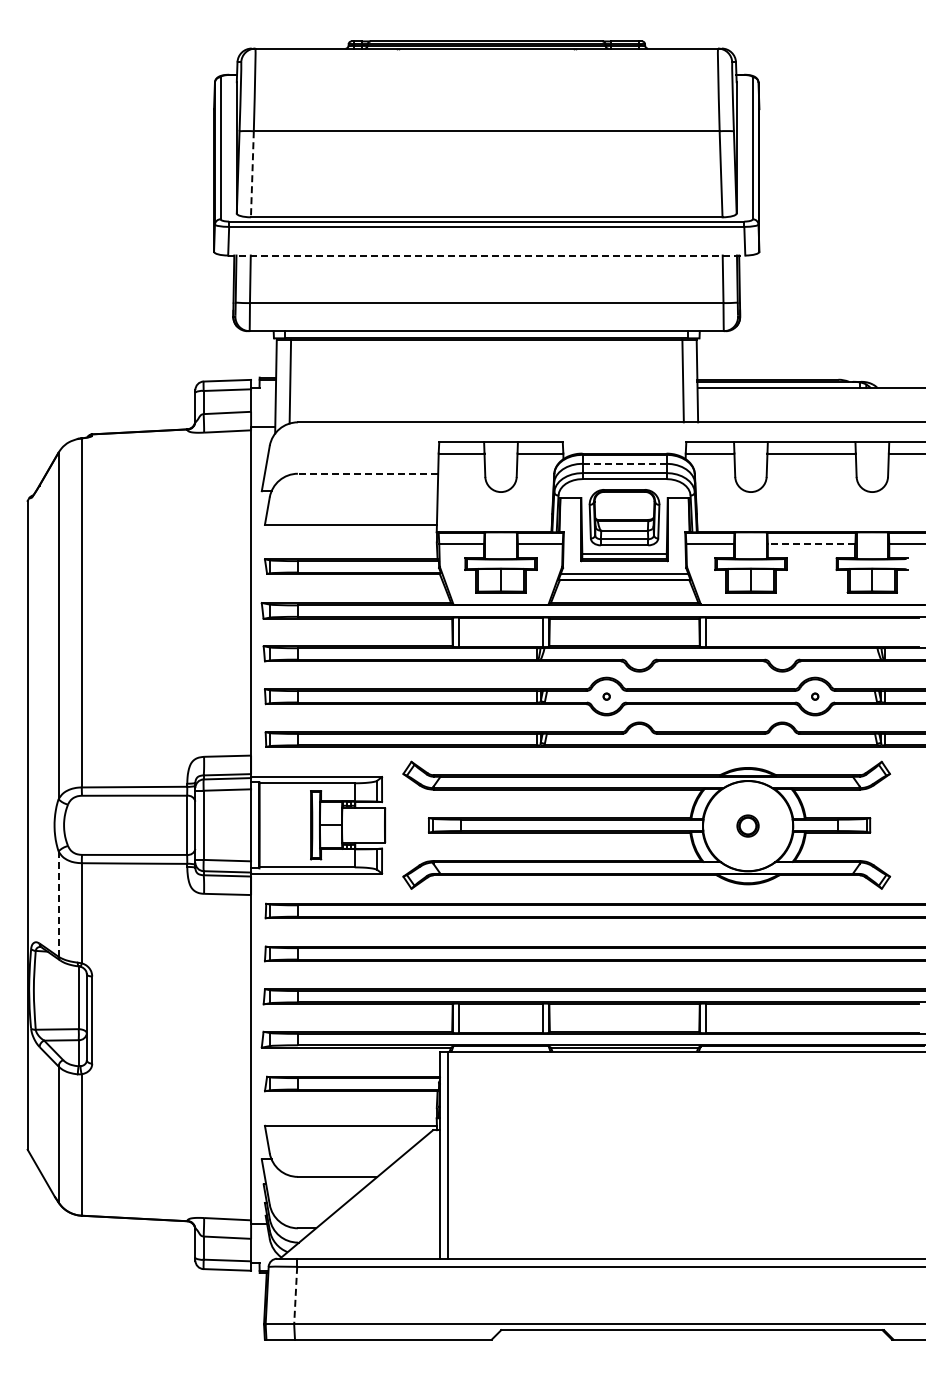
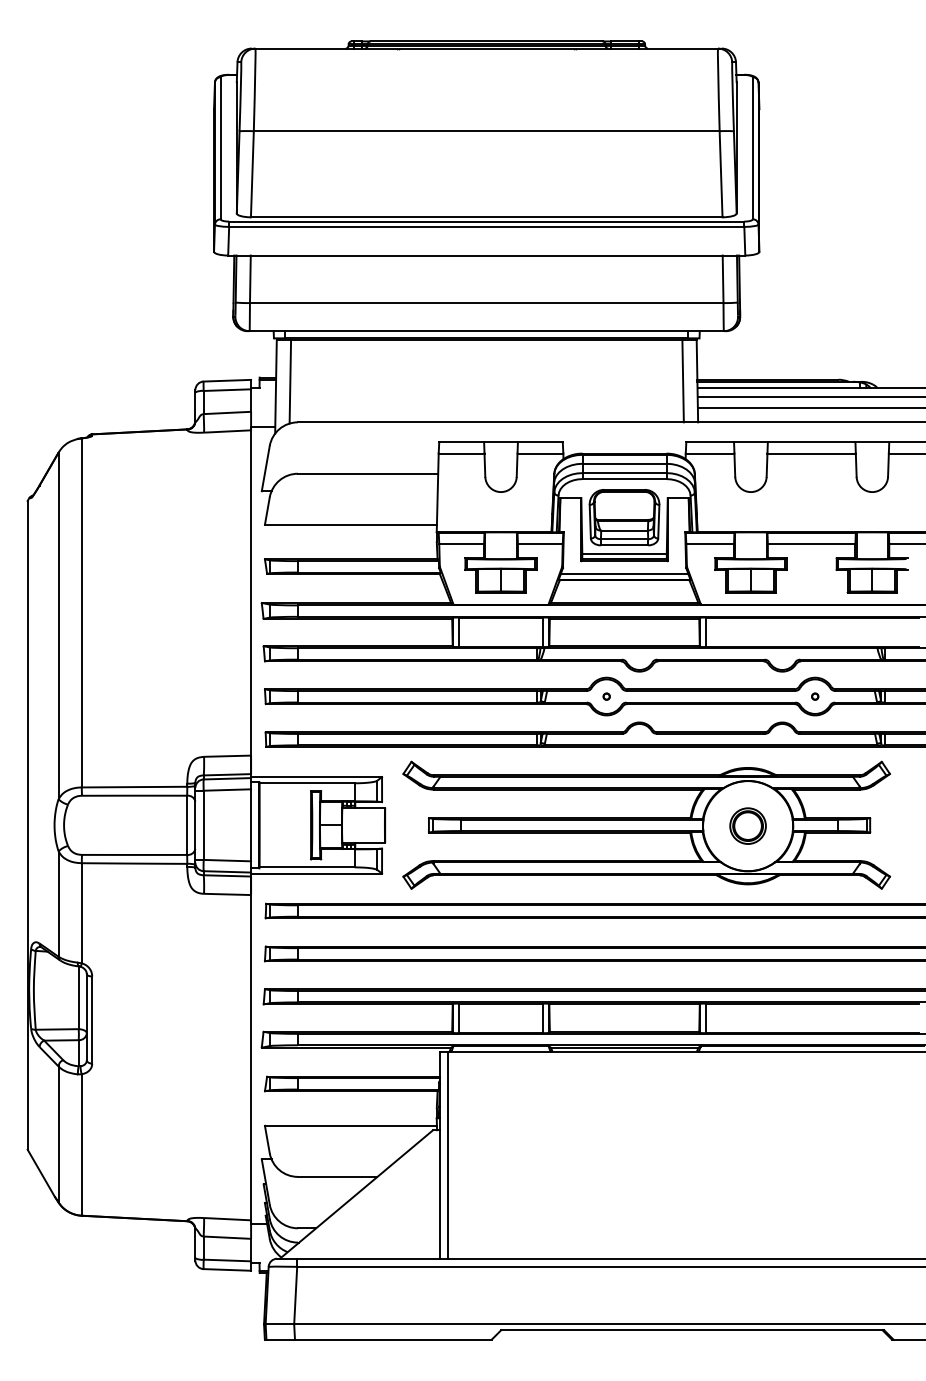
line: dashed -> solid (252, 174)
line: dashed -> solid (486, 255)
line: none -> present (809, 396)
line: none -> present (809, 408)
line: dashed -> solid (624, 463)
line: dashed -> solid (367, 473)
line: dashed -> solid (811, 543)
part size: 24x24 px -> 38x38 px (747, 825)
line: dashed -> solid (58, 904)
line: dashed -> solid (295, 1295)
